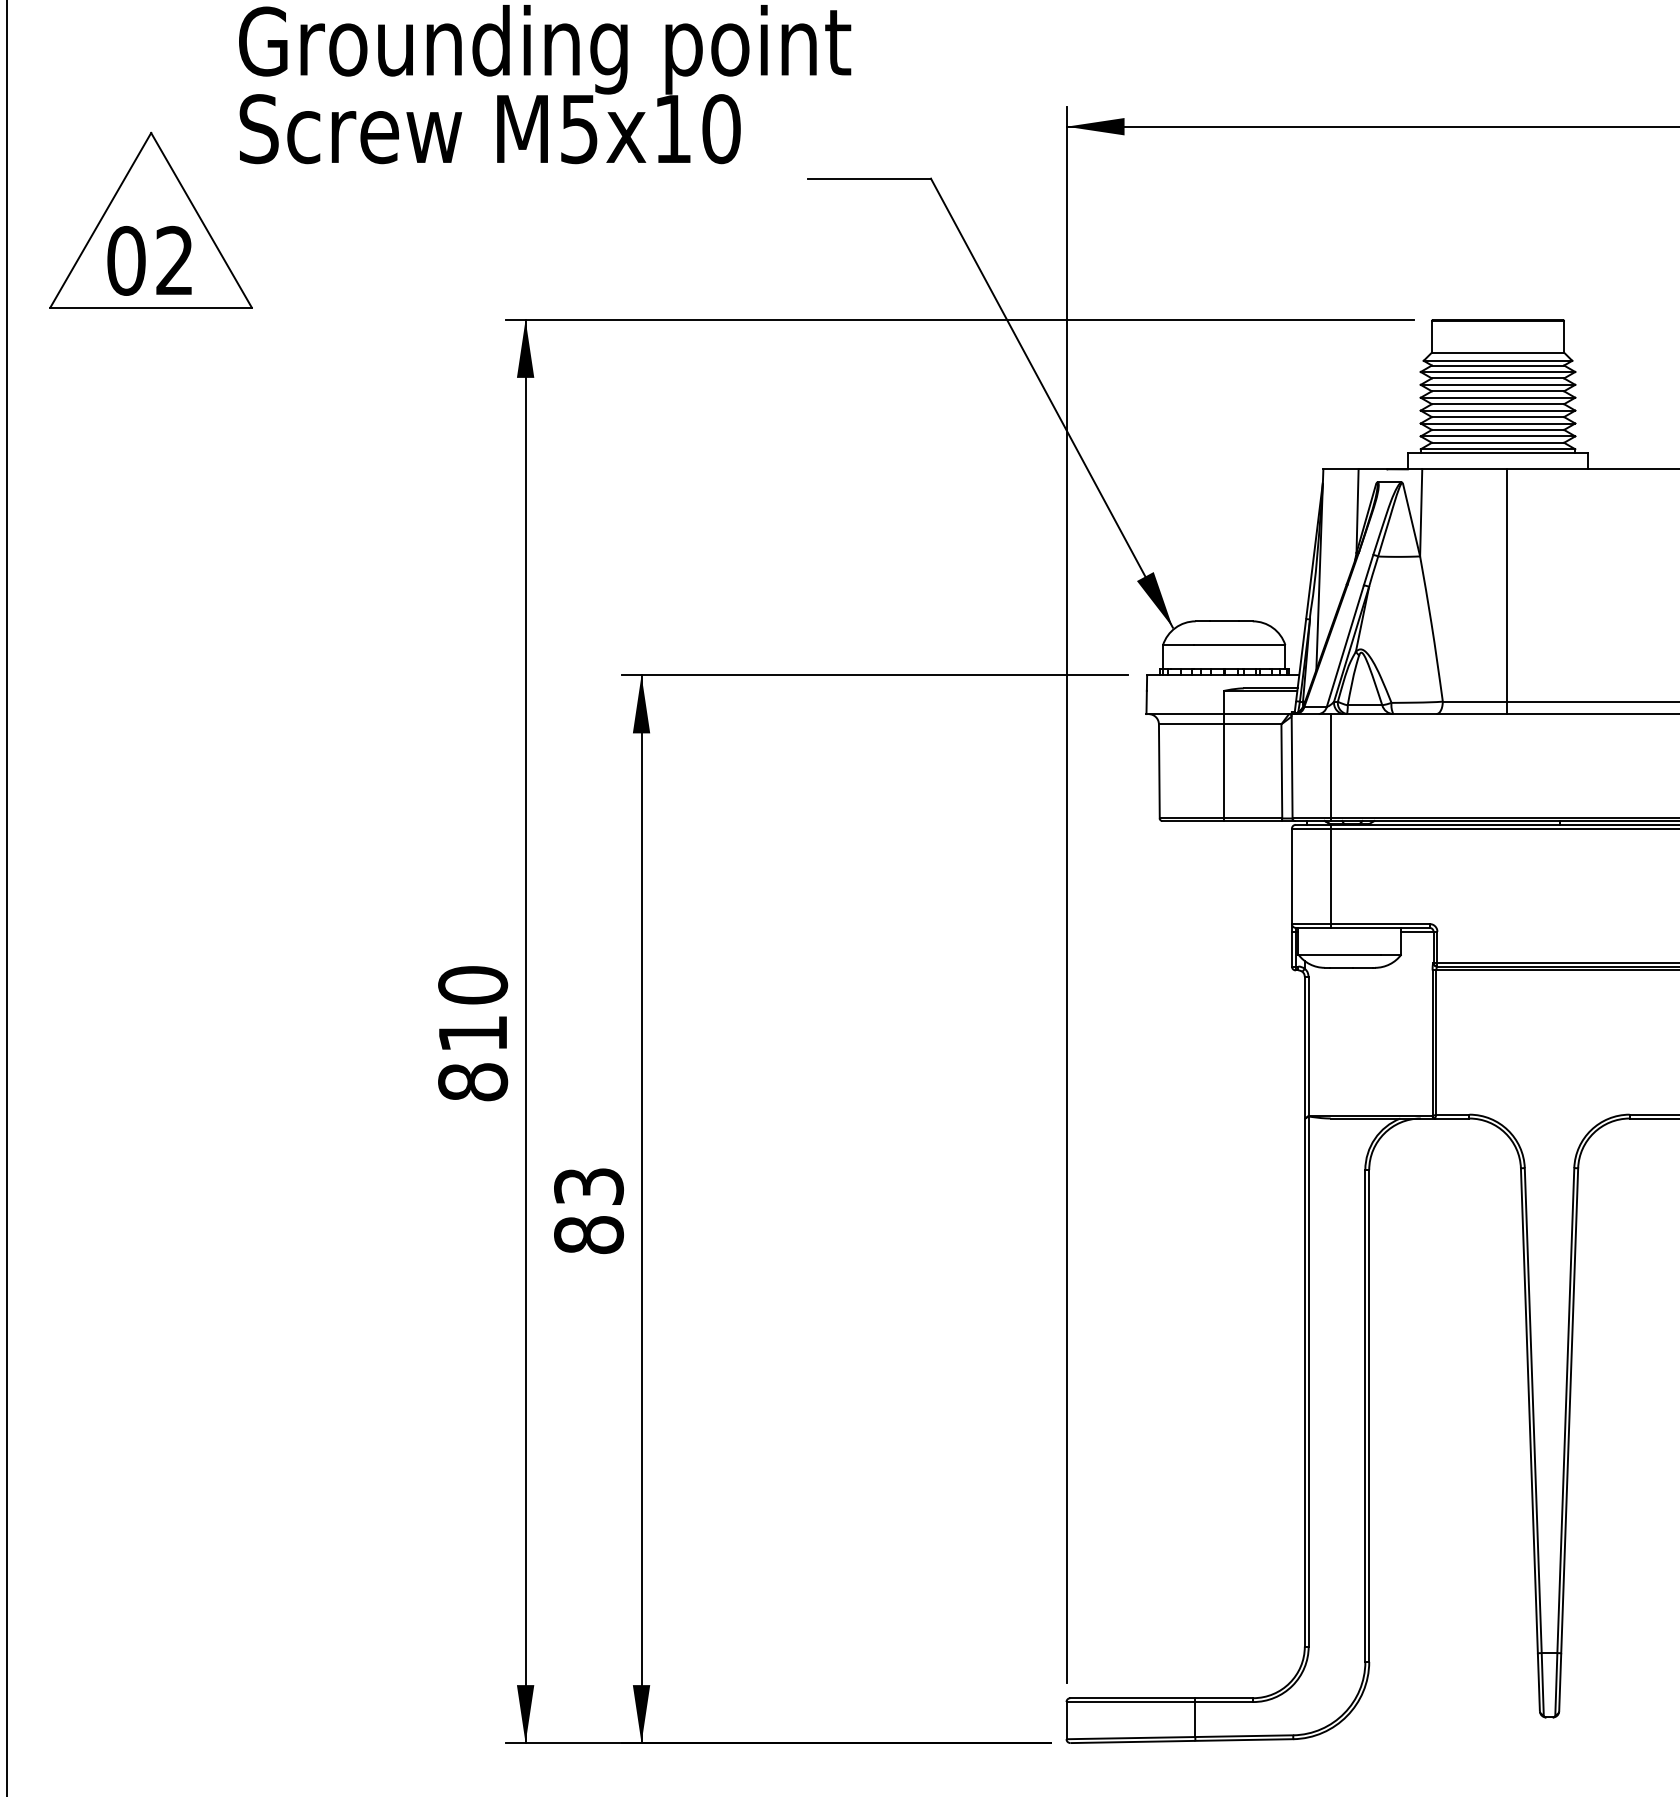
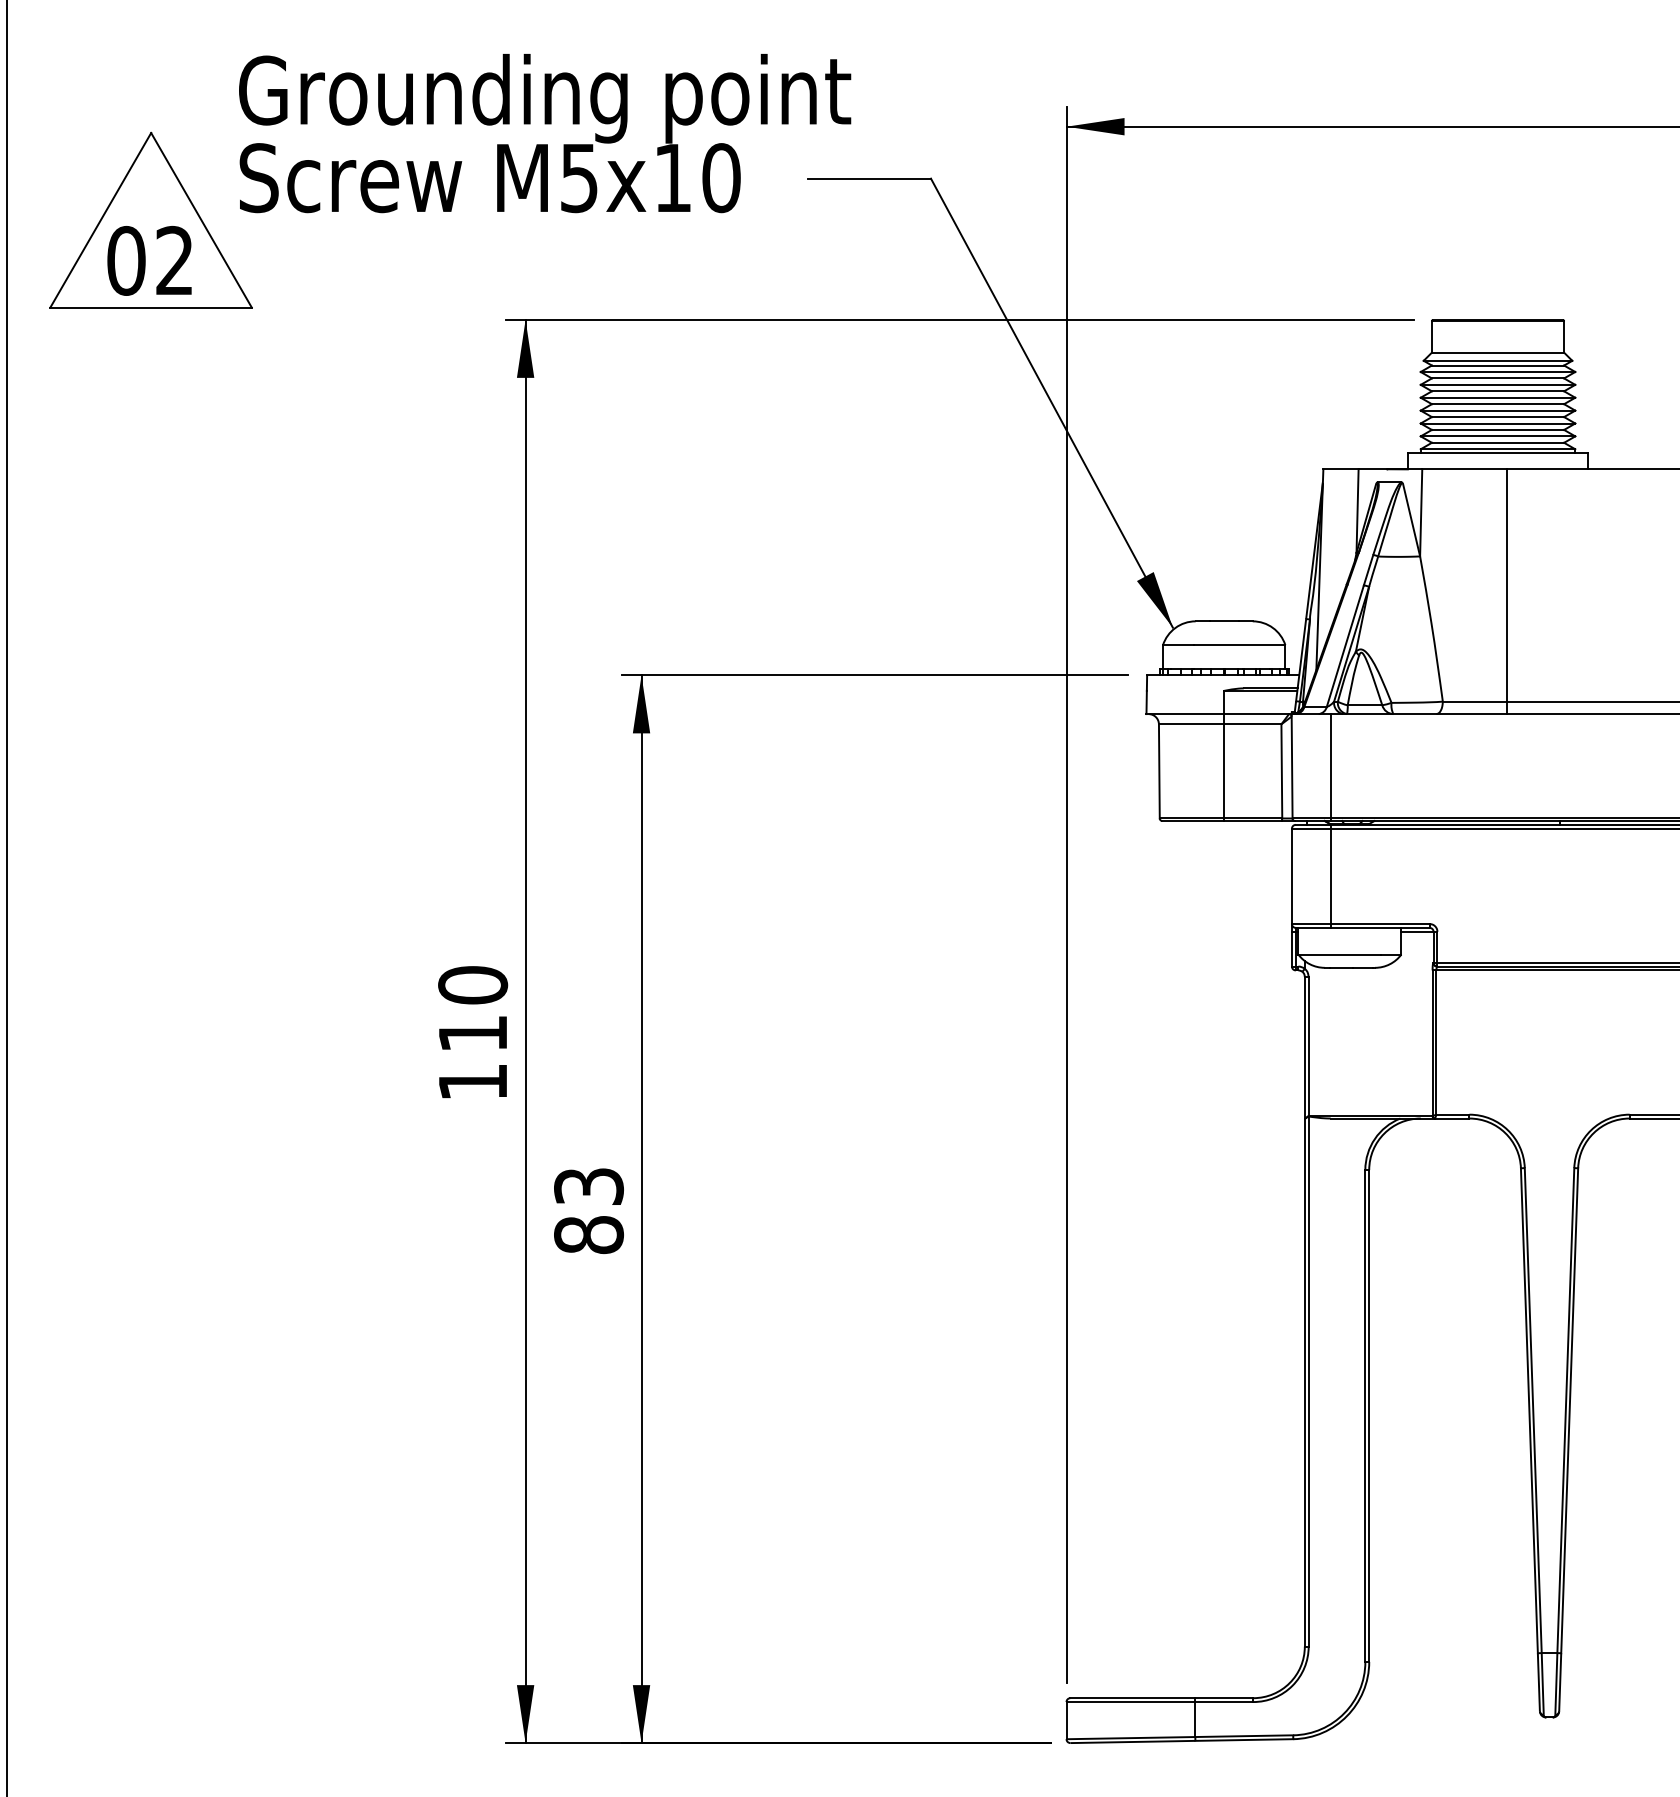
text position: (545, 84) -> (545, 133) (545, 133)
text: 810 -> 110 (473, 1082)
